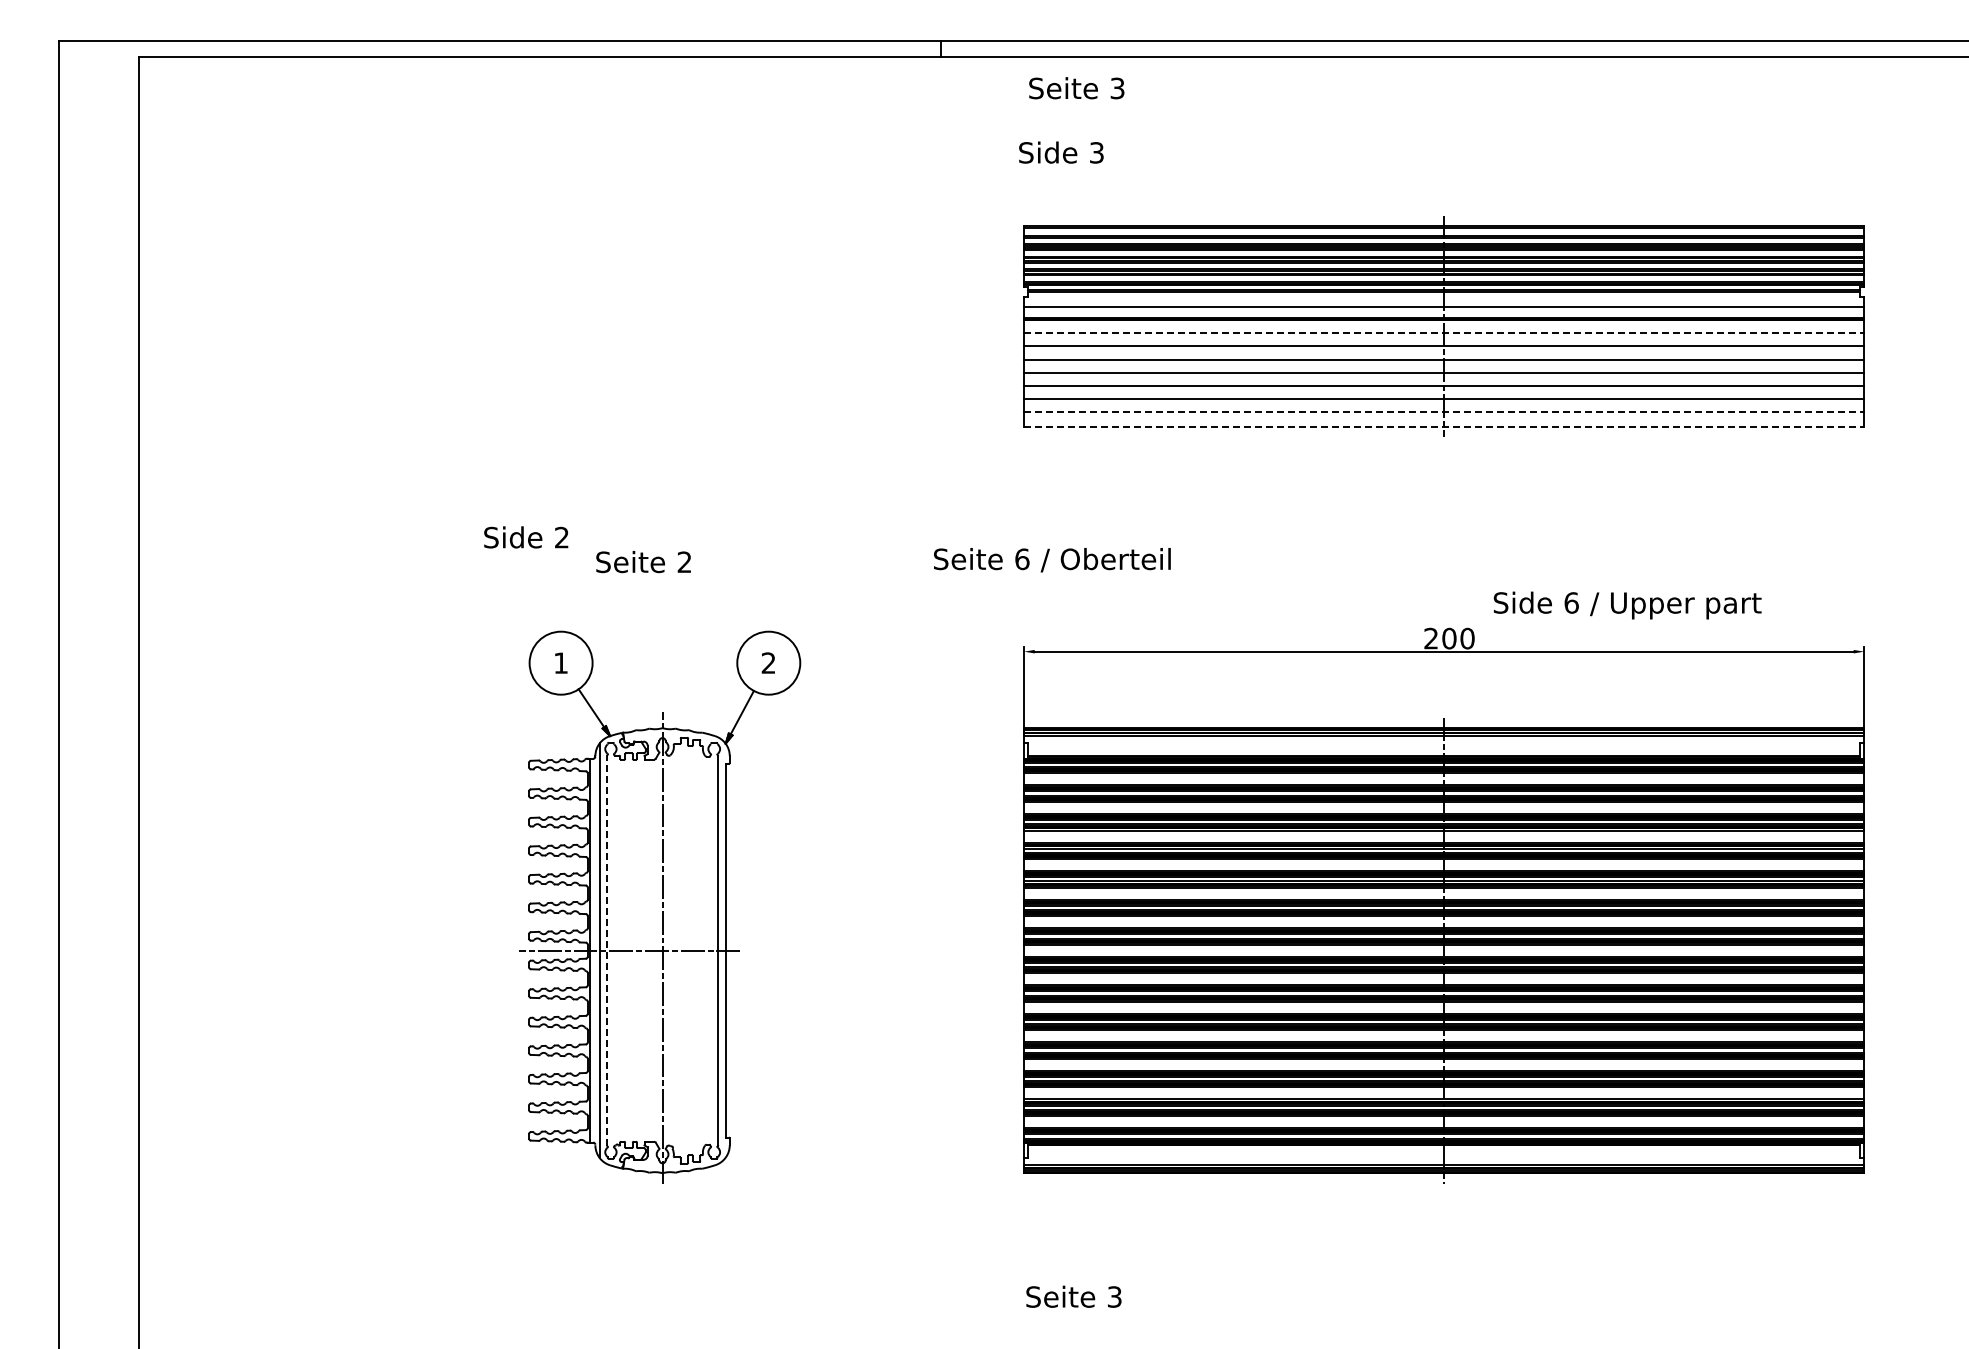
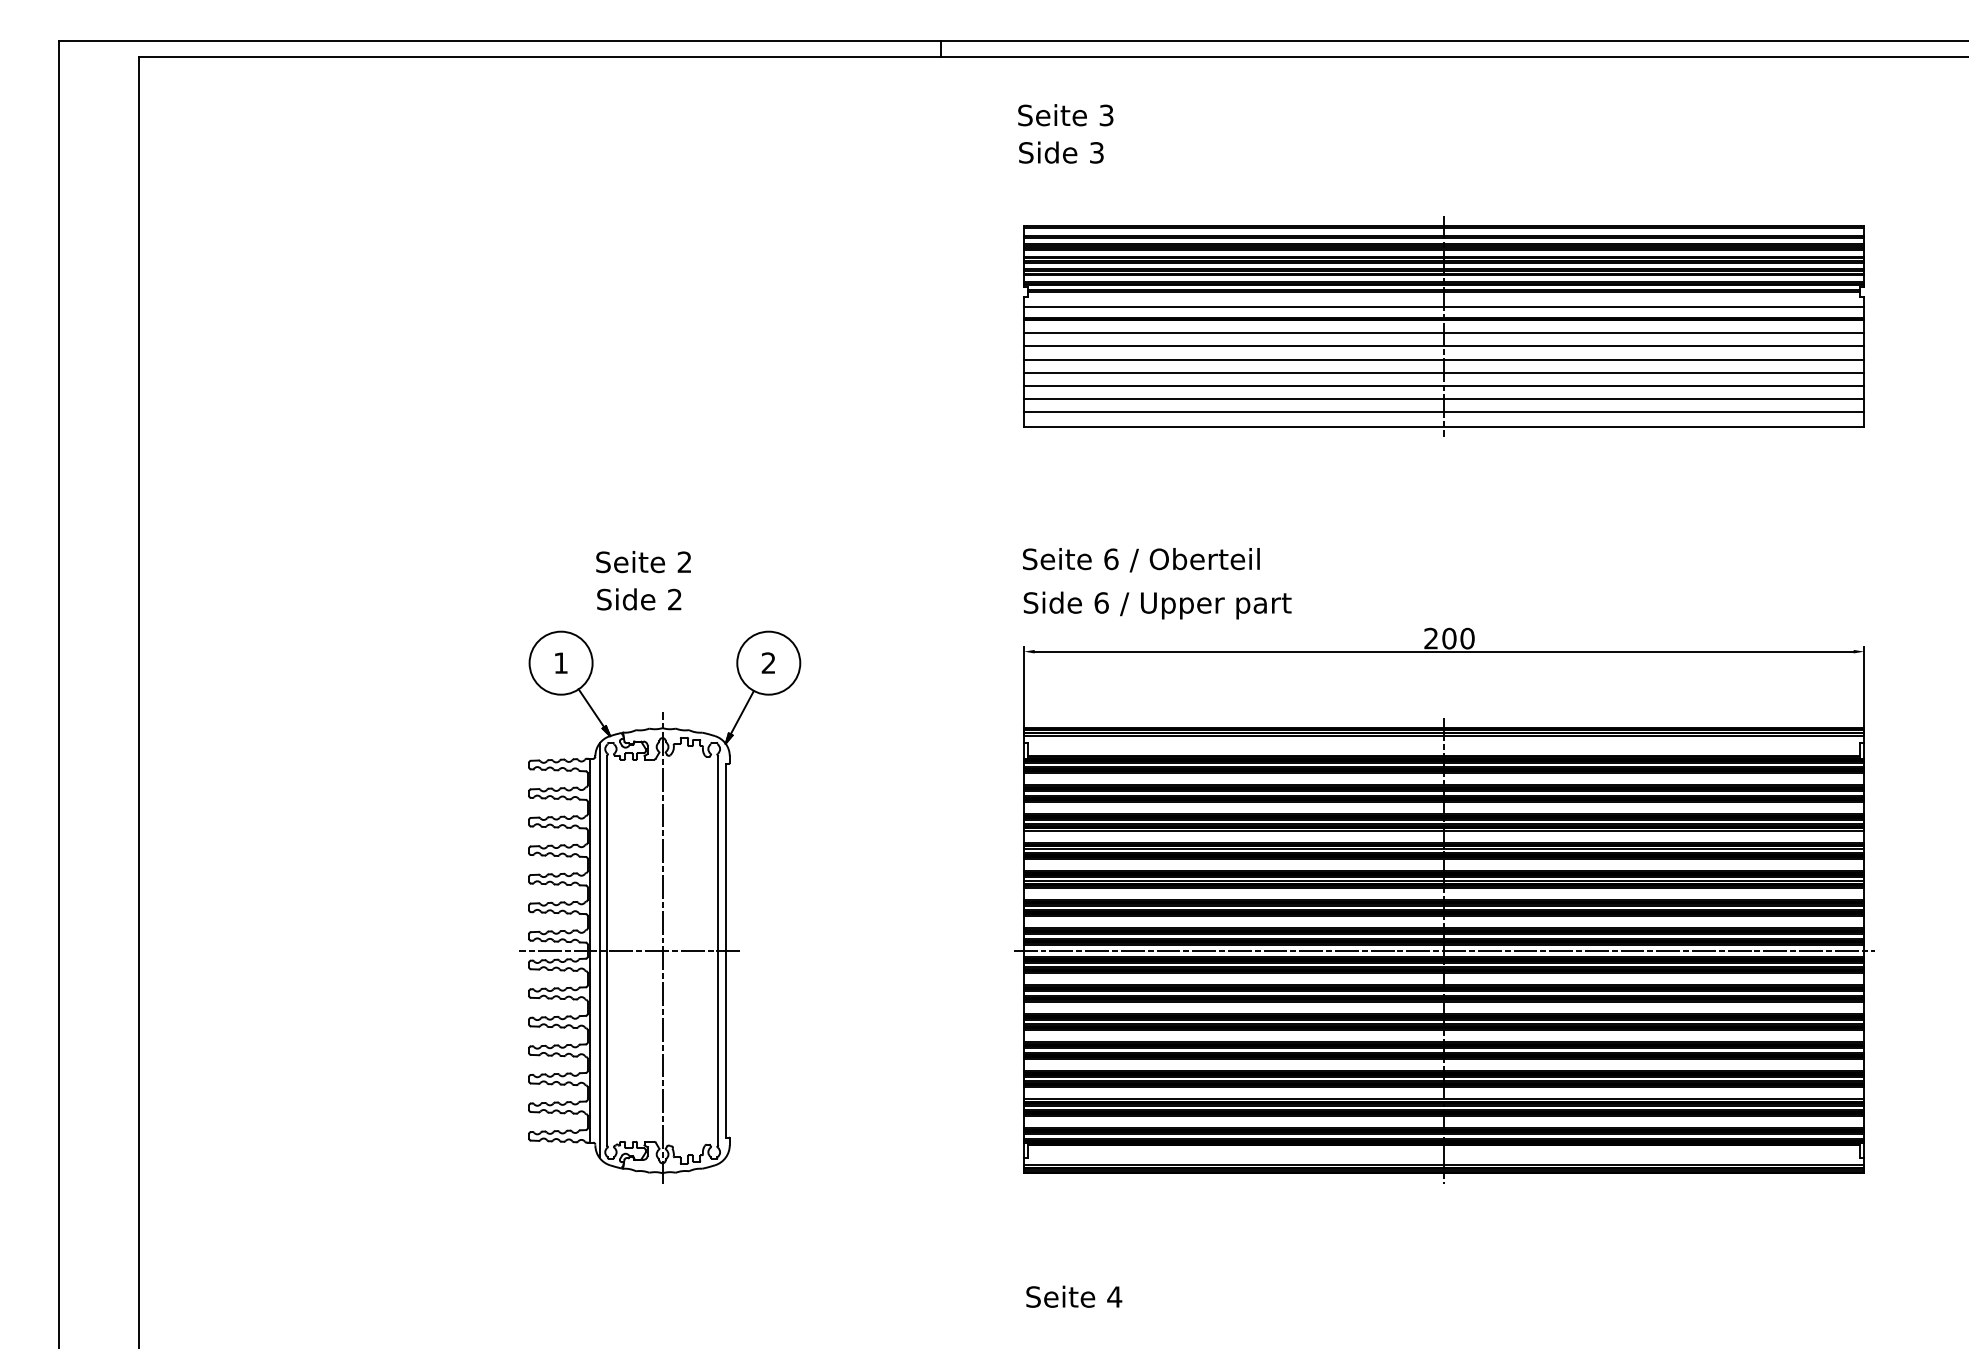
text position: (1076, 88) -> (1065, 115) (1065, 115)
line: dashed -> solid (1444, 333)
line: dashed -> solid (1444, 412)
line: dashed -> solid (1444, 426)
text position: (526, 537) -> (639, 599) (639, 599)
text position: (1052, 560) -> (1141, 560) (1141, 560)
text position: (1627, 605) -> (1157, 605) (1157, 605)
line: dashed -> solid (607, 950)
line: none -> present (1443, 950)
text: 3 -> 4 (1114, 1296)
